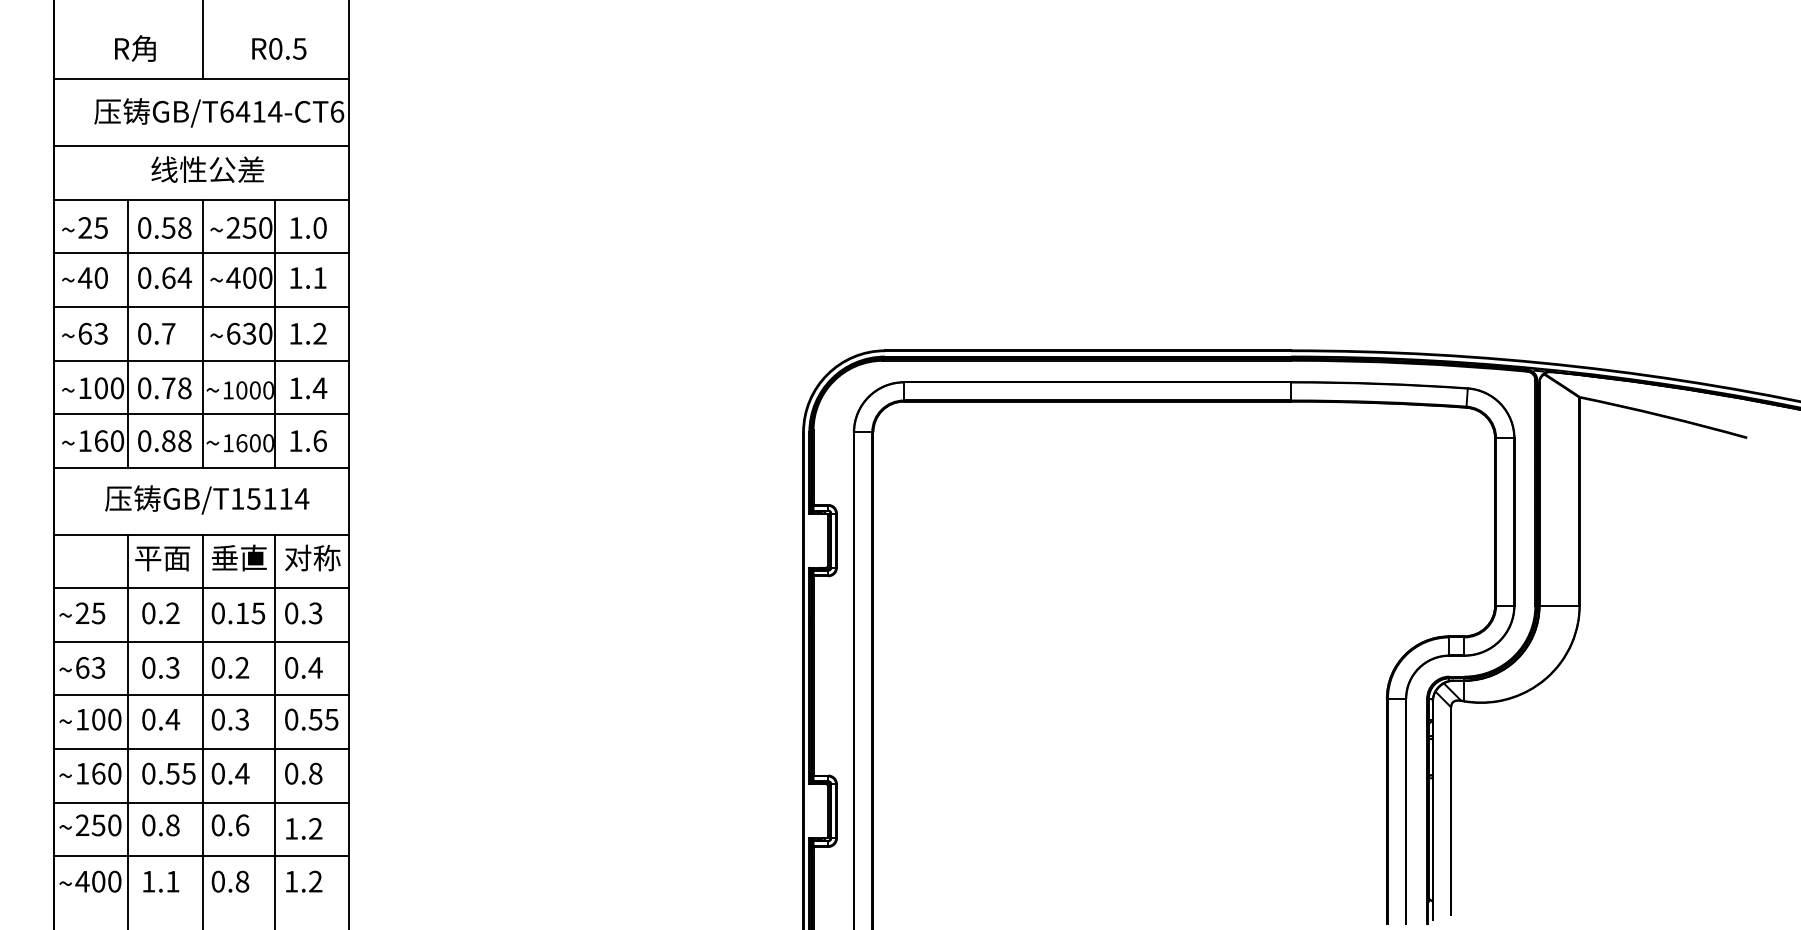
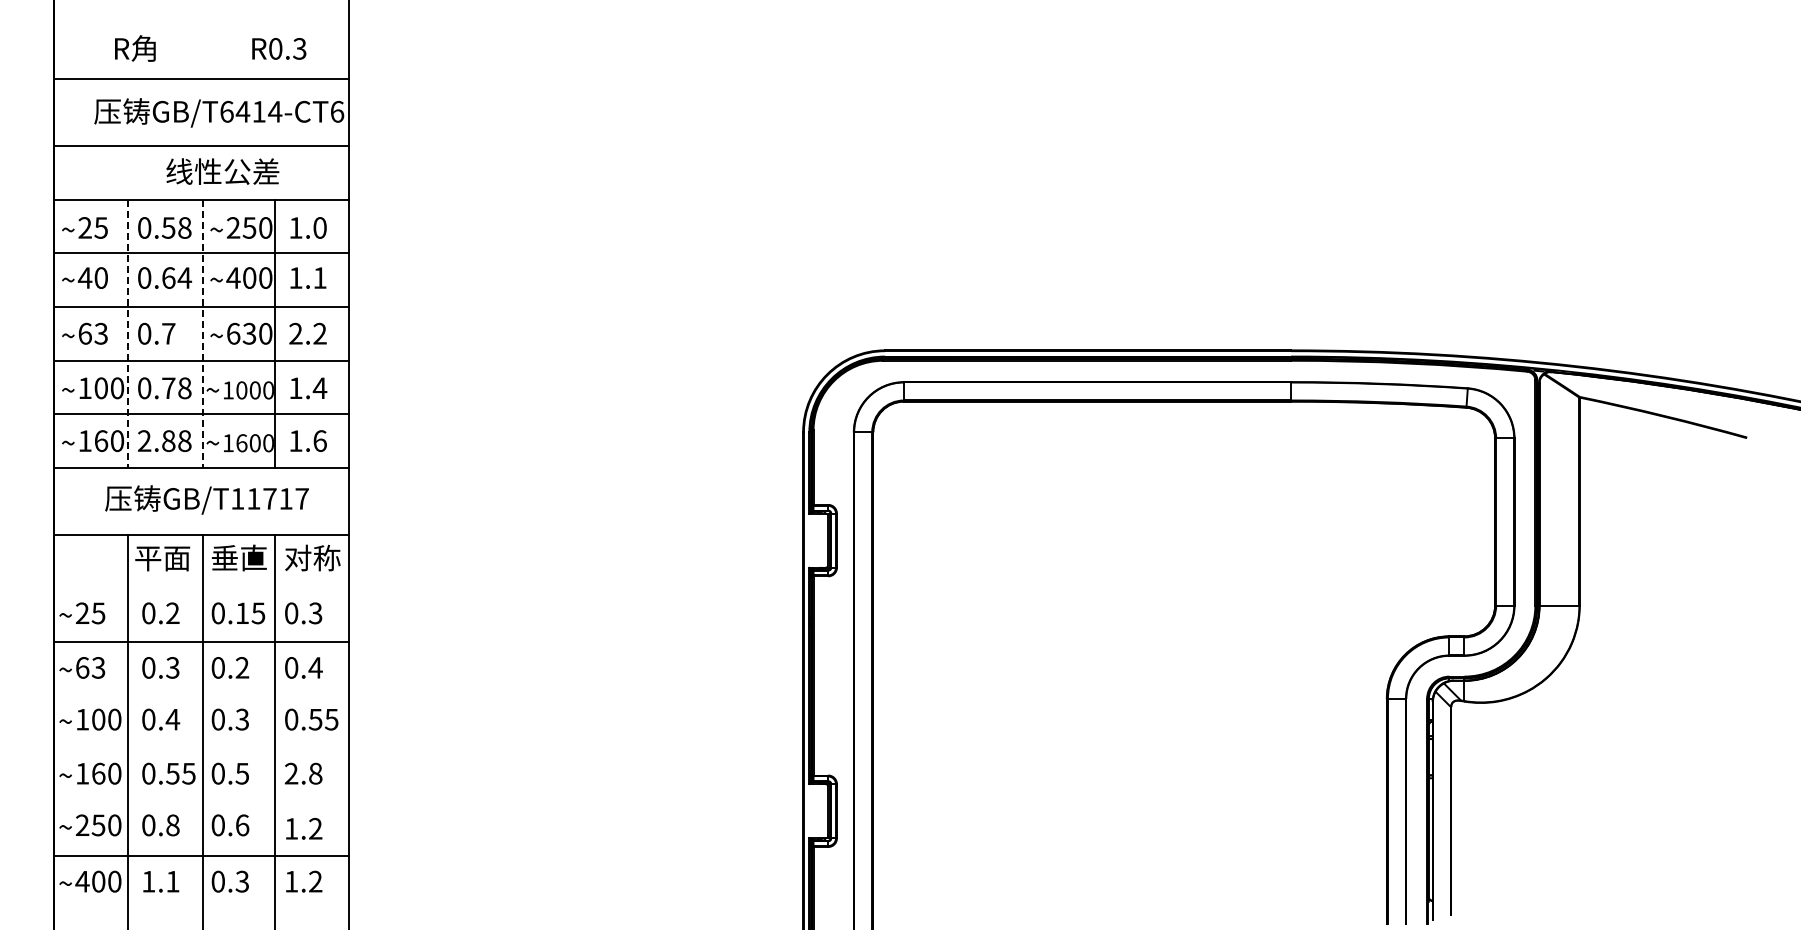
line: present -> none (202, 40)
text: R0.5 -> R0.3 (299, 48)
text position: (207, 169) -> (222, 171) (222, 171)
line: solid -> dashed (127, 333)
line: solid -> dashed (202, 333)
text: 1.2 -> 2.2 (295, 333)
text: 0.88 -> 2.88 (144, 441)
text: GB/T15114 -> GB/T11717 (278, 498)
line: present -> none (201, 588)
line: present -> none (201, 695)
line: present -> none (201, 749)
text: 0.4 -> 0.5 (242, 773)
text: 0.8 -> 2.8 (291, 773)
line: present -> none (201, 802)
text: 0.8 -> 0.3 (242, 881)
